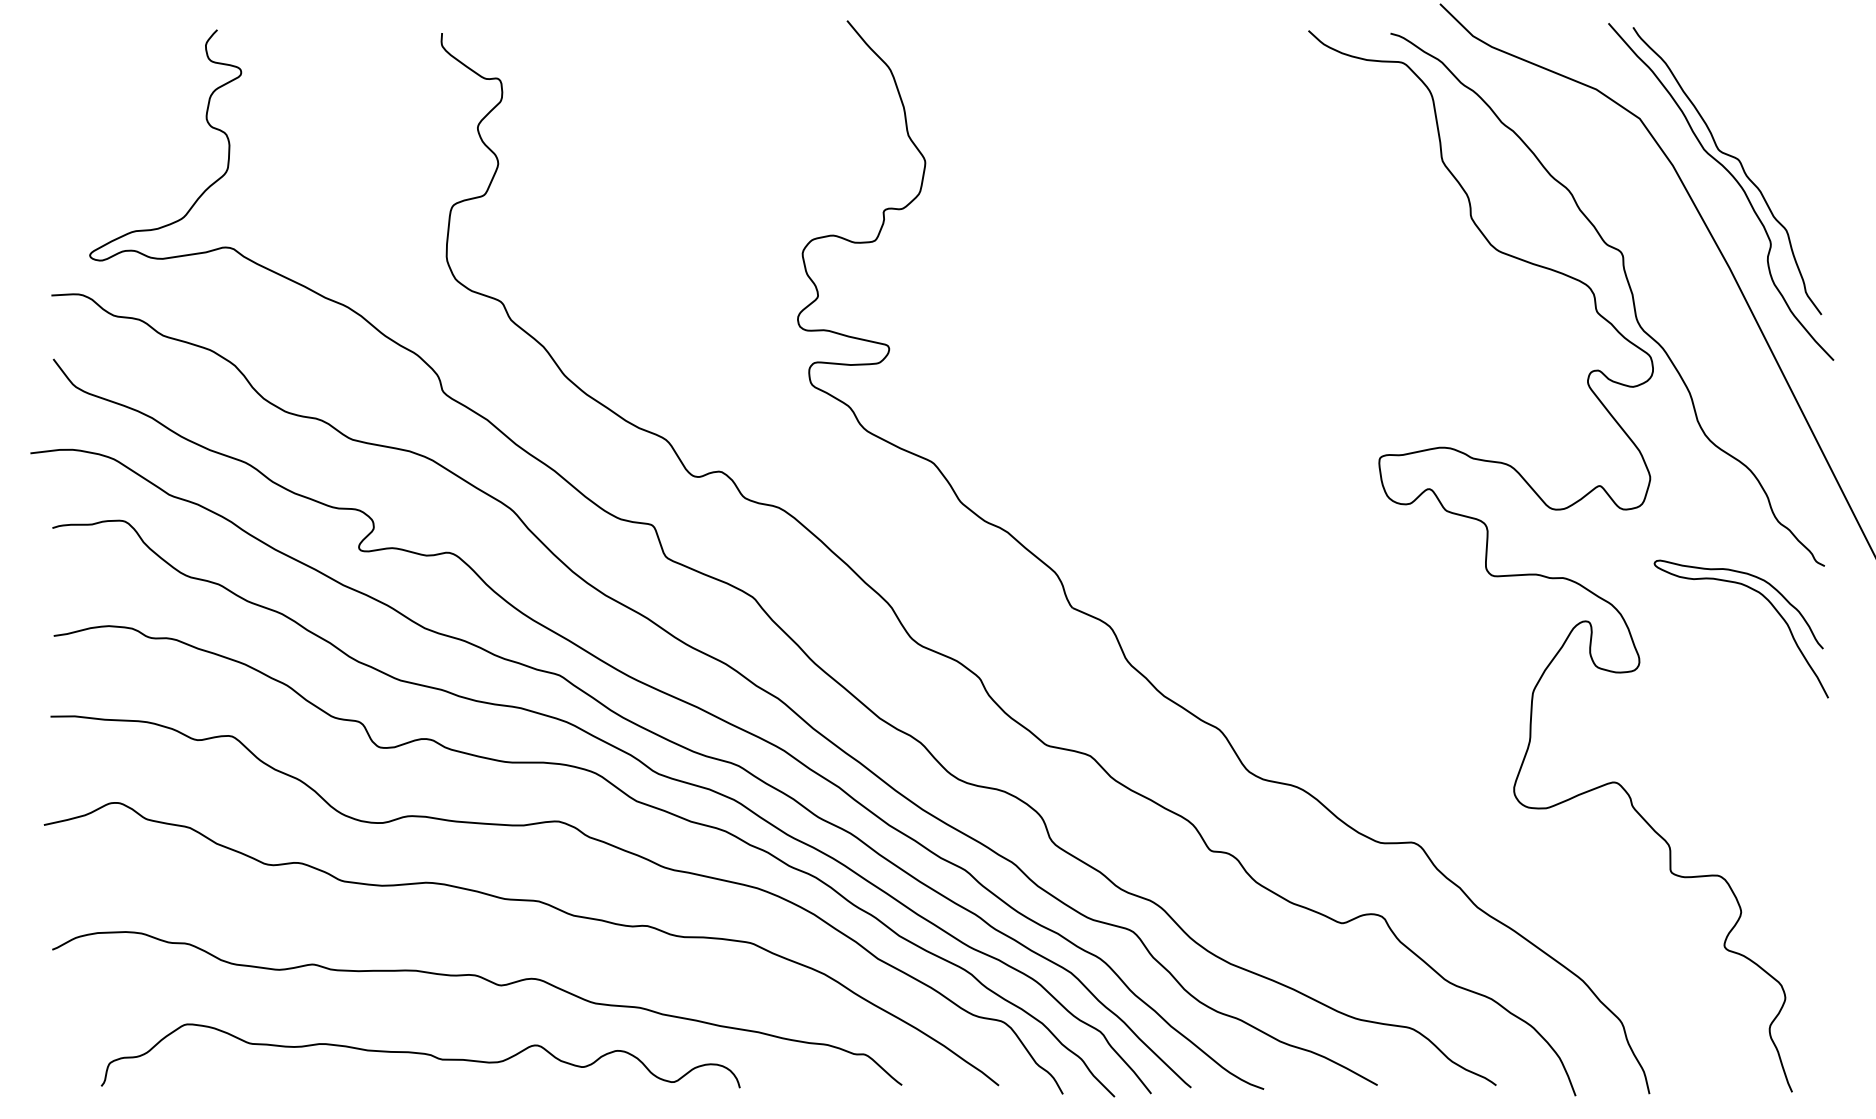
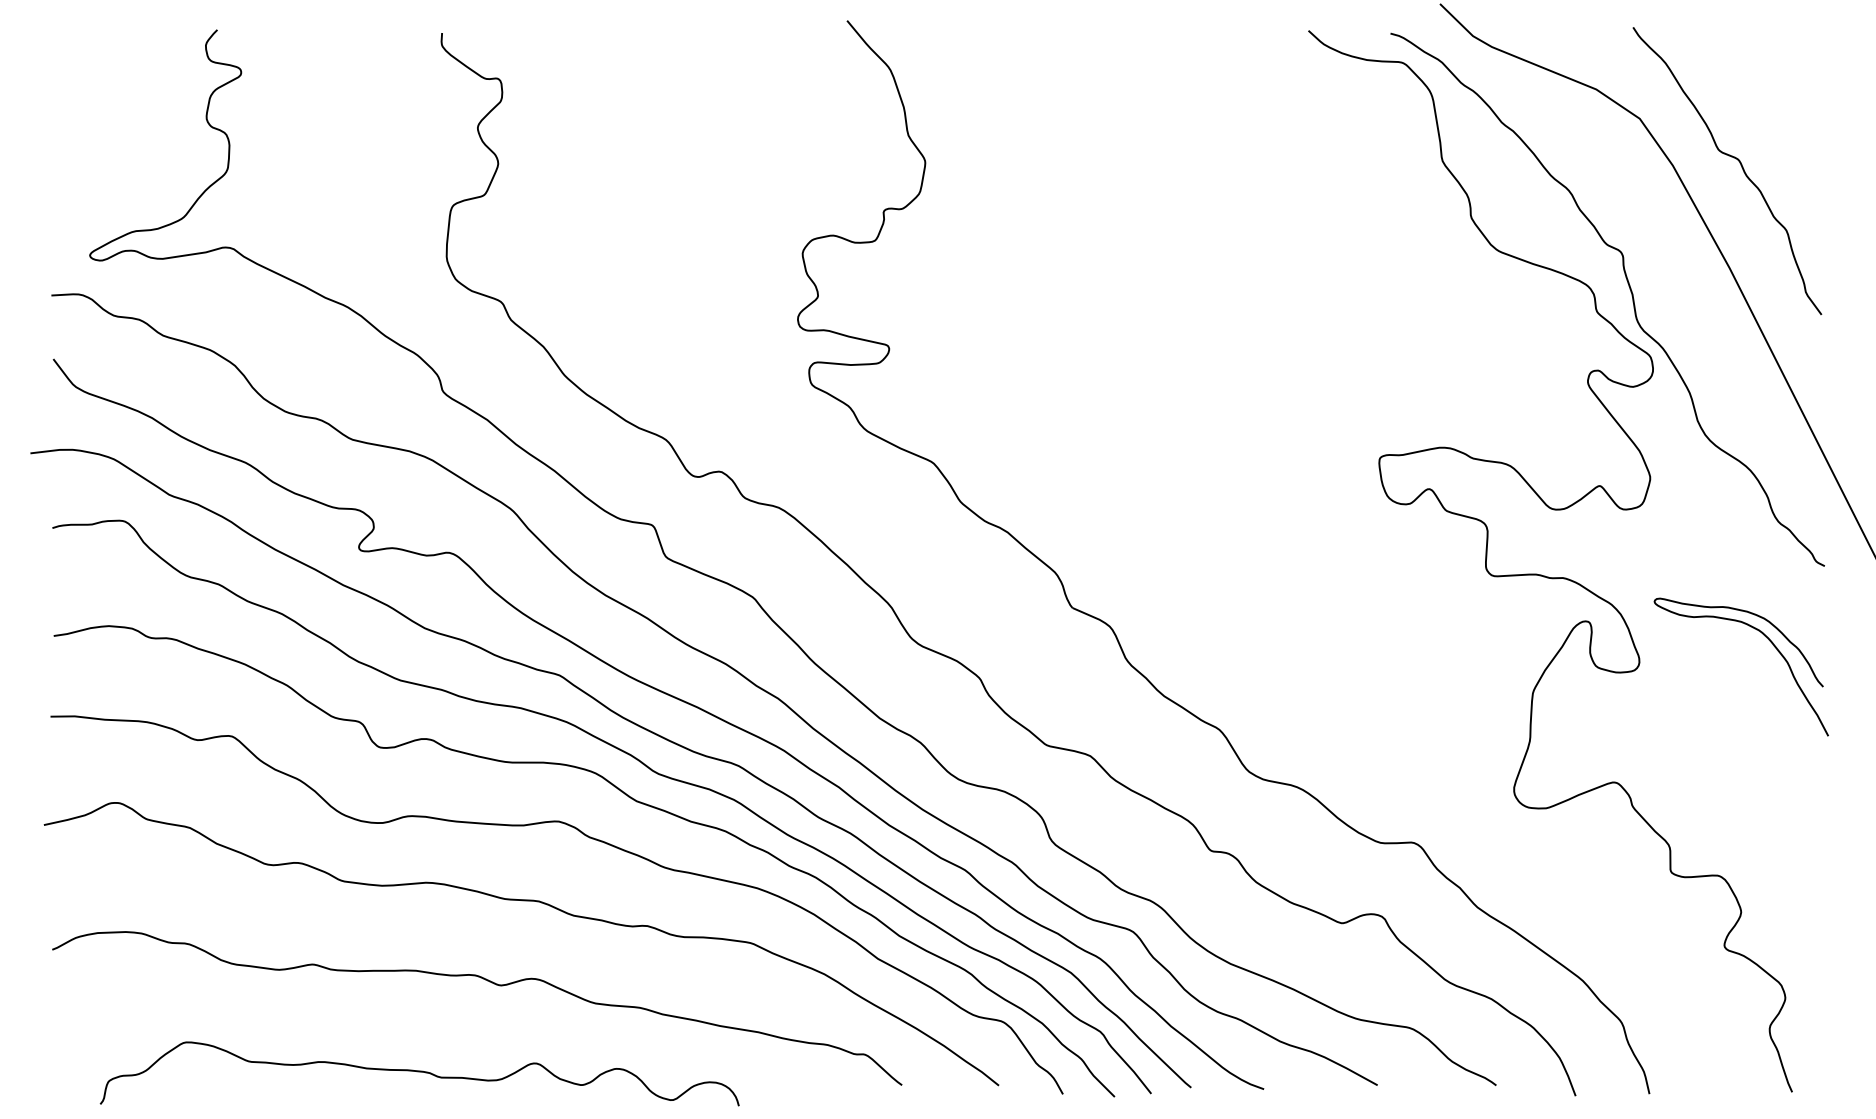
curve: present -> none (1735, 181)
curve position: (1768, 602) -> (1768, 640) (1768, 640)
curve position: (420, 1054) -> (419, 1072) (419, 1072)
